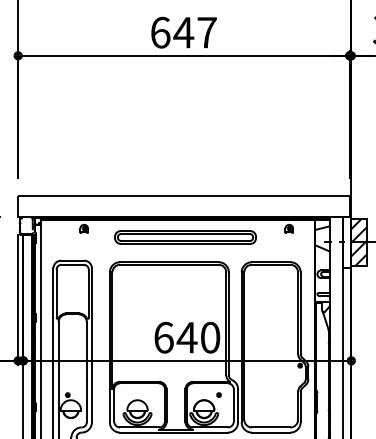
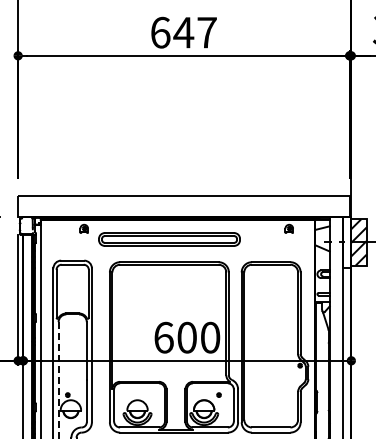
part position: (185, 237) -> (169, 239) (169, 239)
text: 640 -> 600 (186, 337)
line: solid -> dashed (58, 380)
